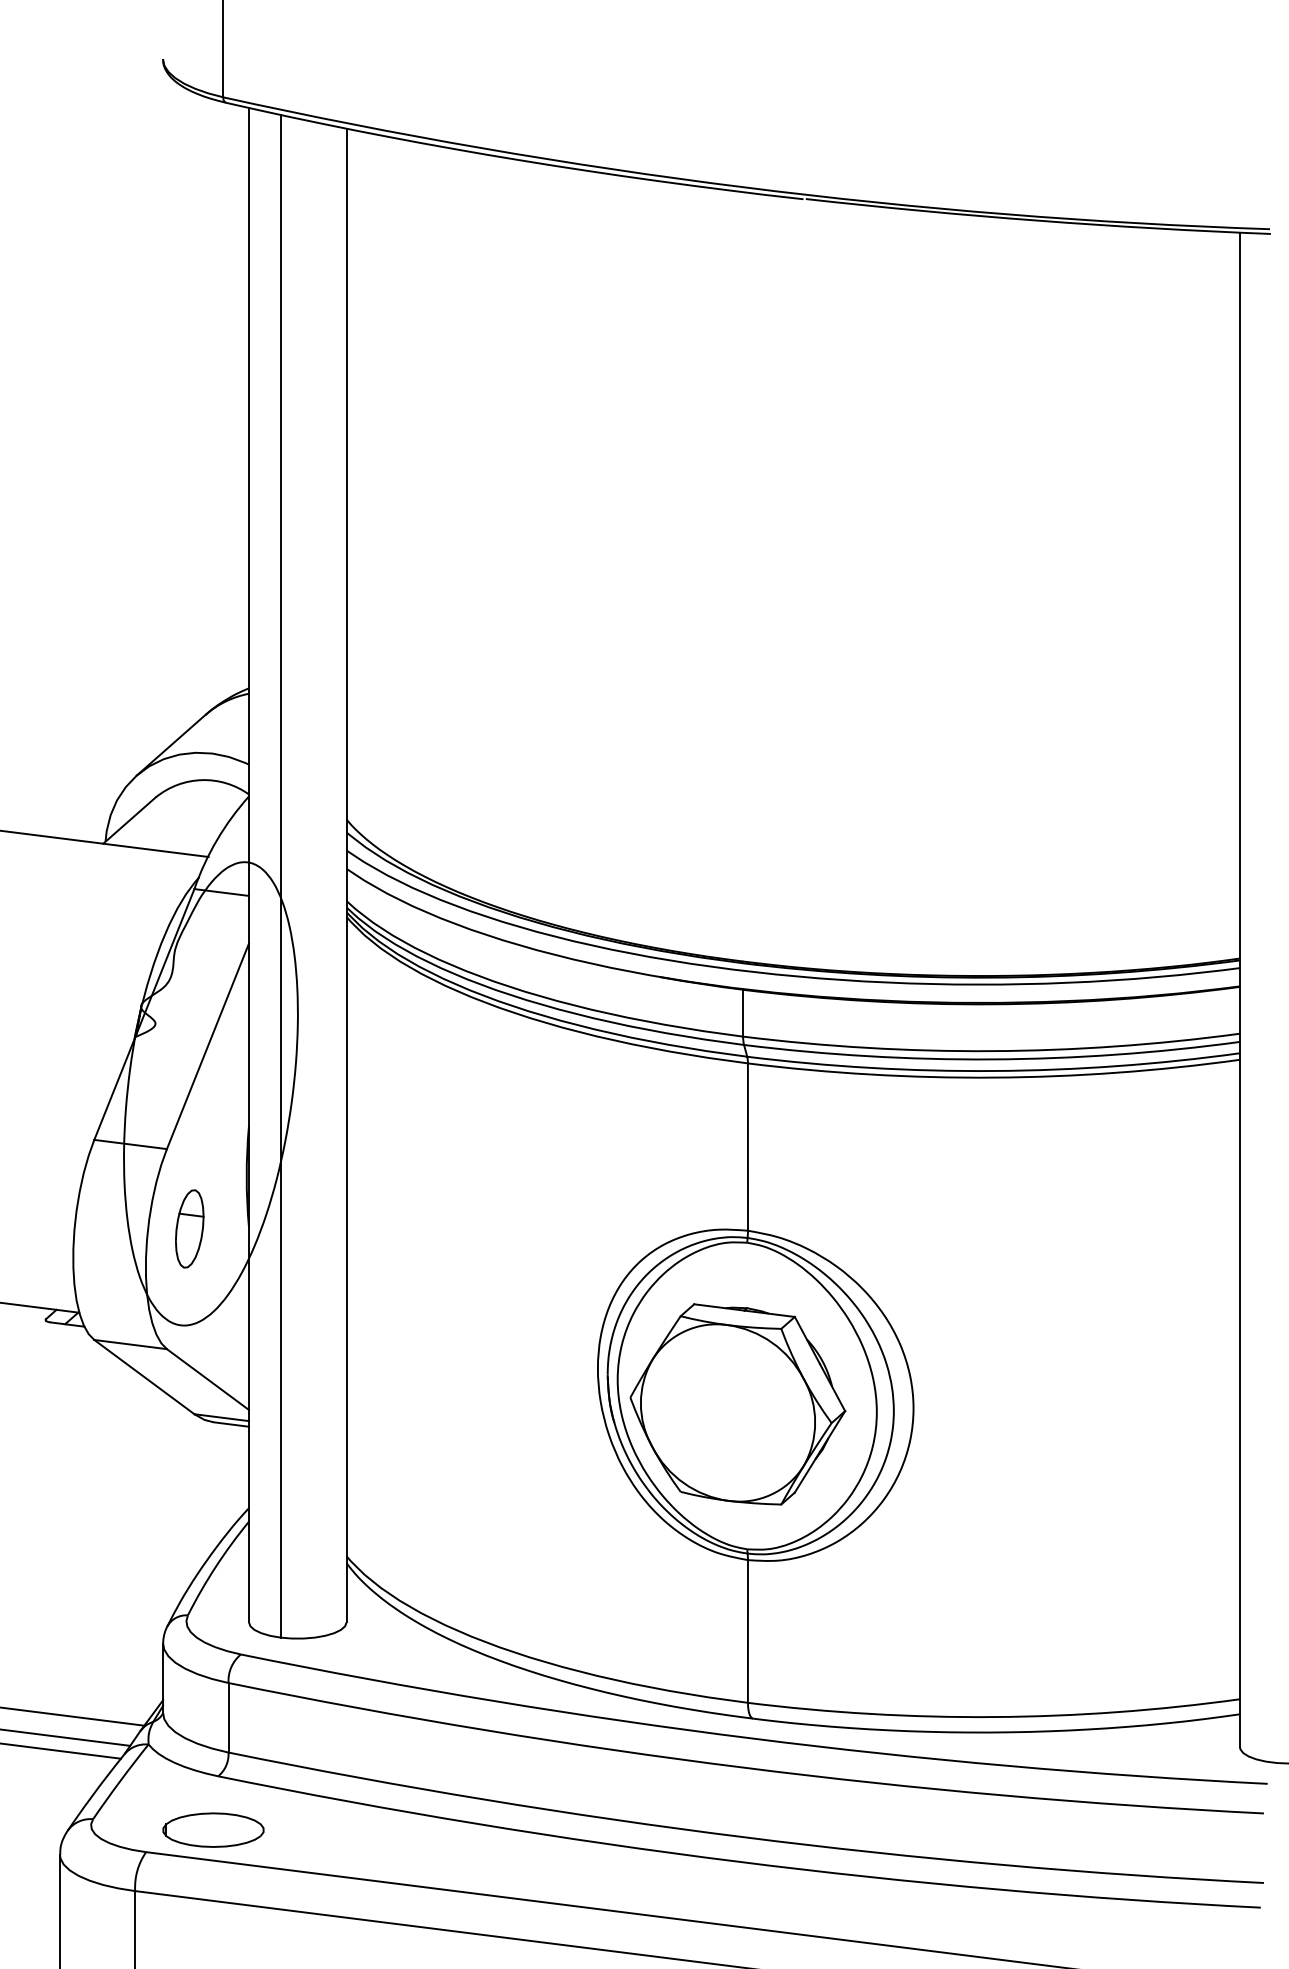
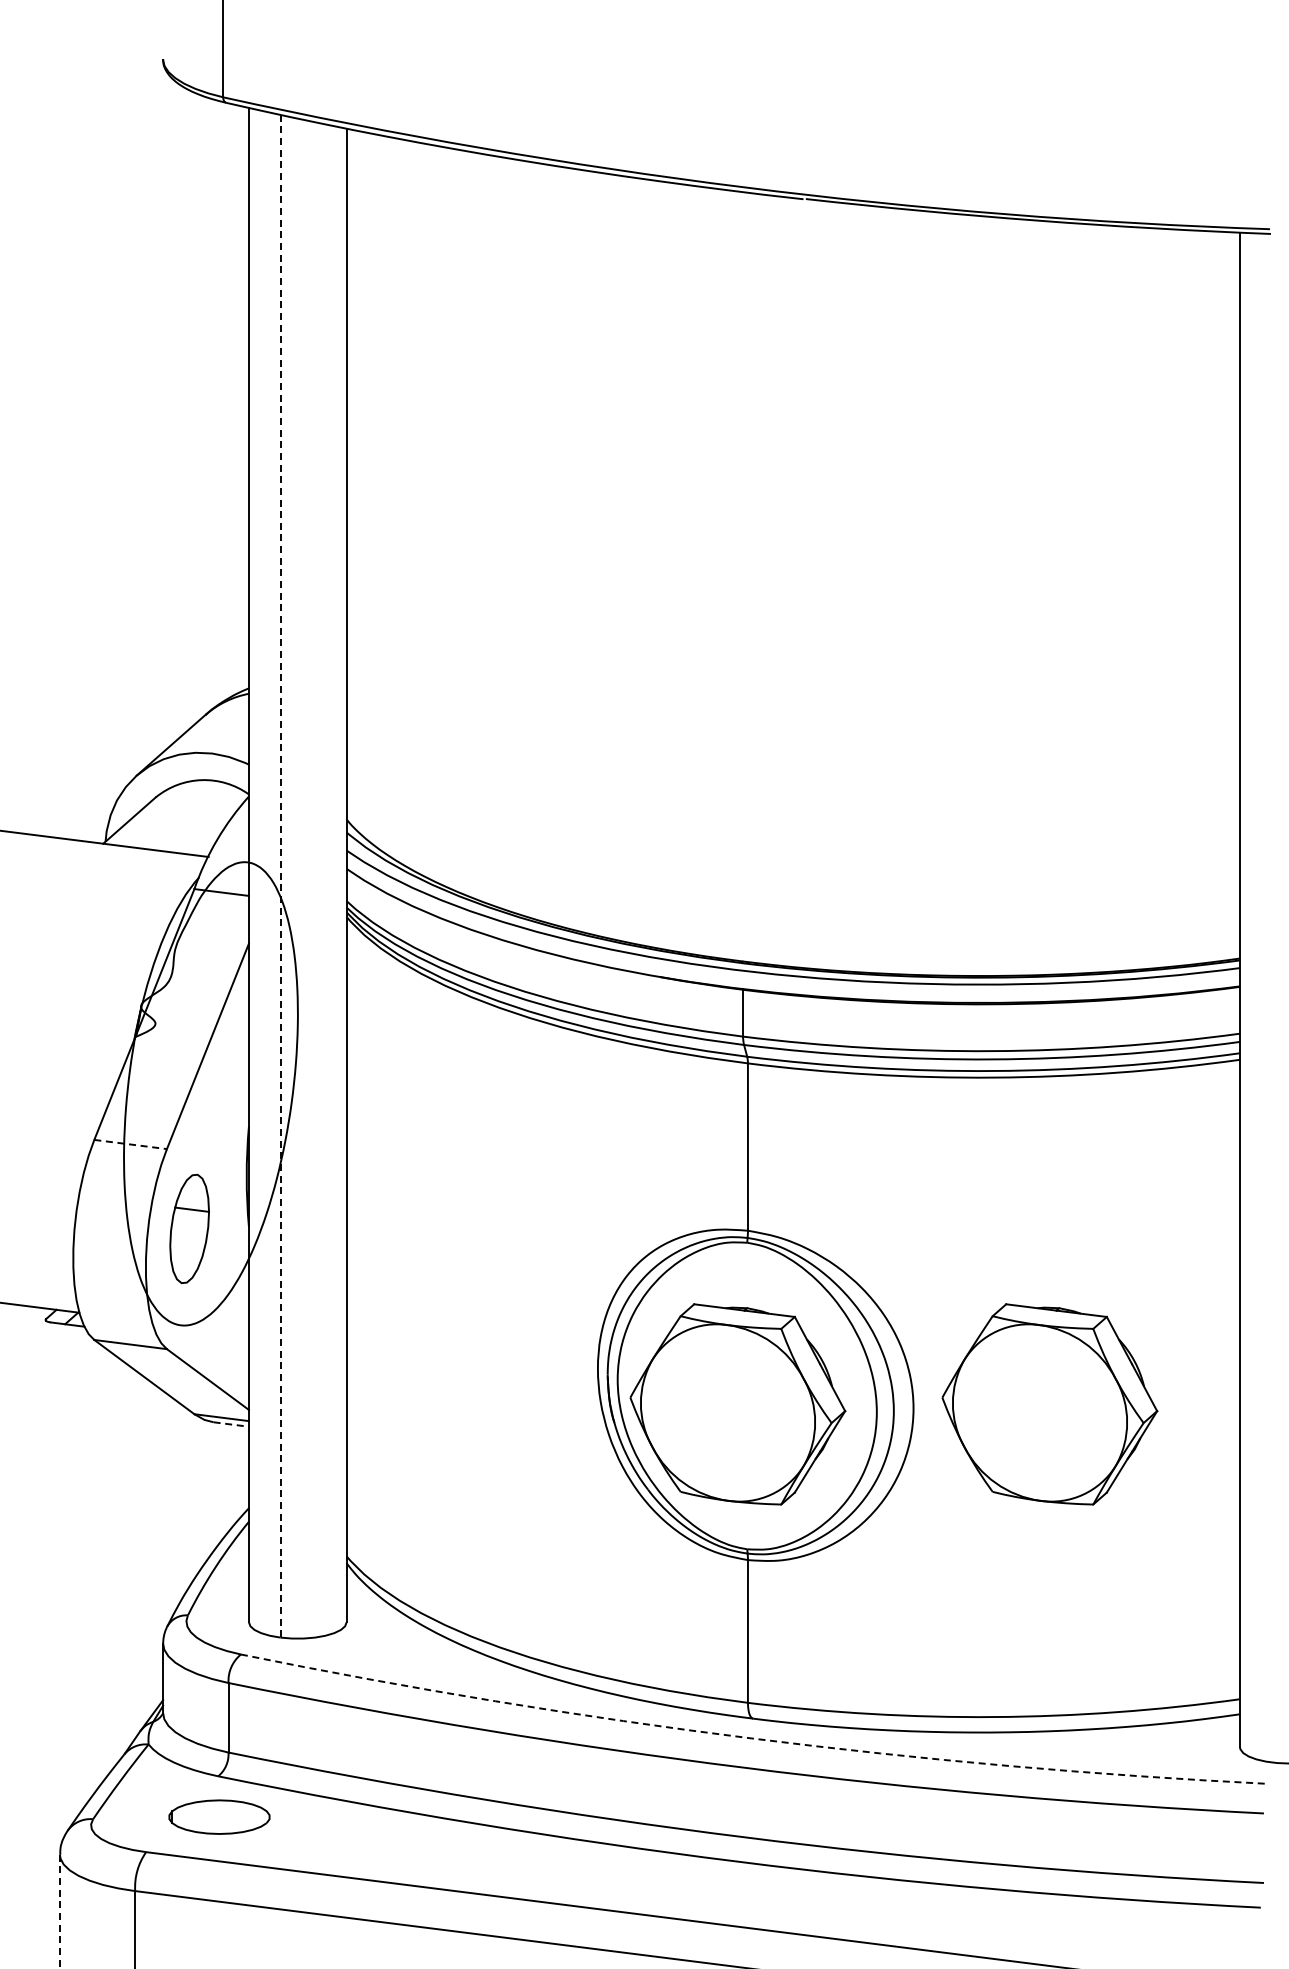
line: solid -> dashed (280, 876)
line: solid -> dashed (130, 1144)
part size: 30x80 px -> 41x111 px (189, 1228)
part: none -> present (1049, 1404)
line: solid -> dashed (231, 1424)
line: present -> none (73, 1716)
line: present -> none (66, 1737)
arc: solid -> dashed (751, 1738)
line: present -> none (61, 1750)
part position: (213, 1829) -> (219, 1816) (219, 1816)
line: solid -> dashed (59, 1911)
